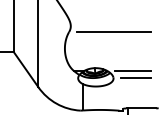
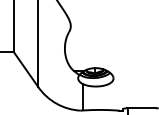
line: present -> none (113, 32)
line: present -> none (132, 71)
line: present -> none (135, 77)
